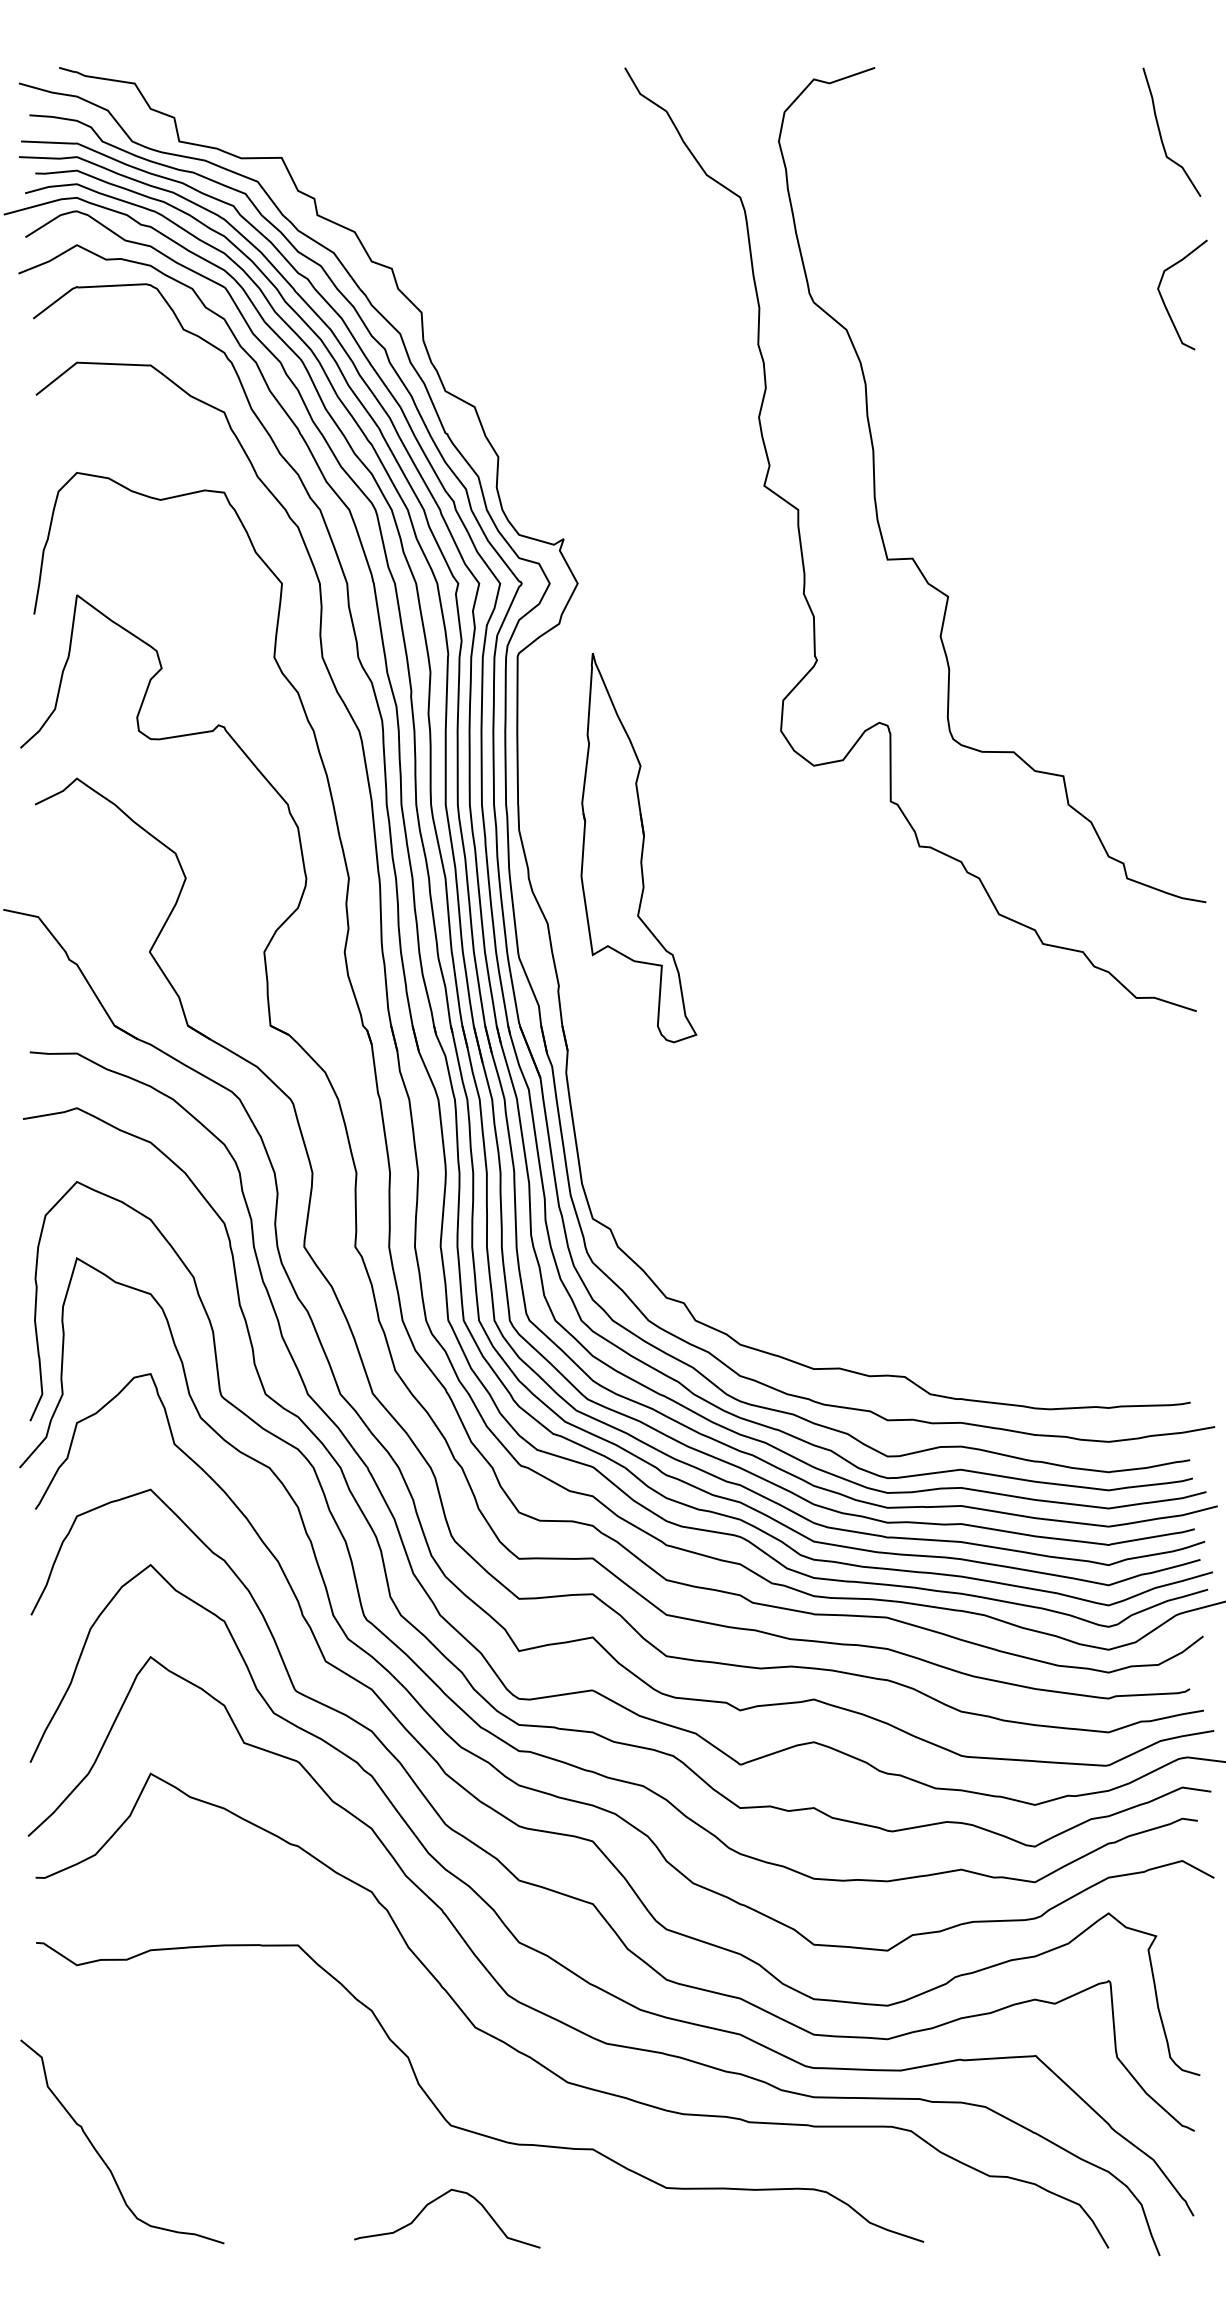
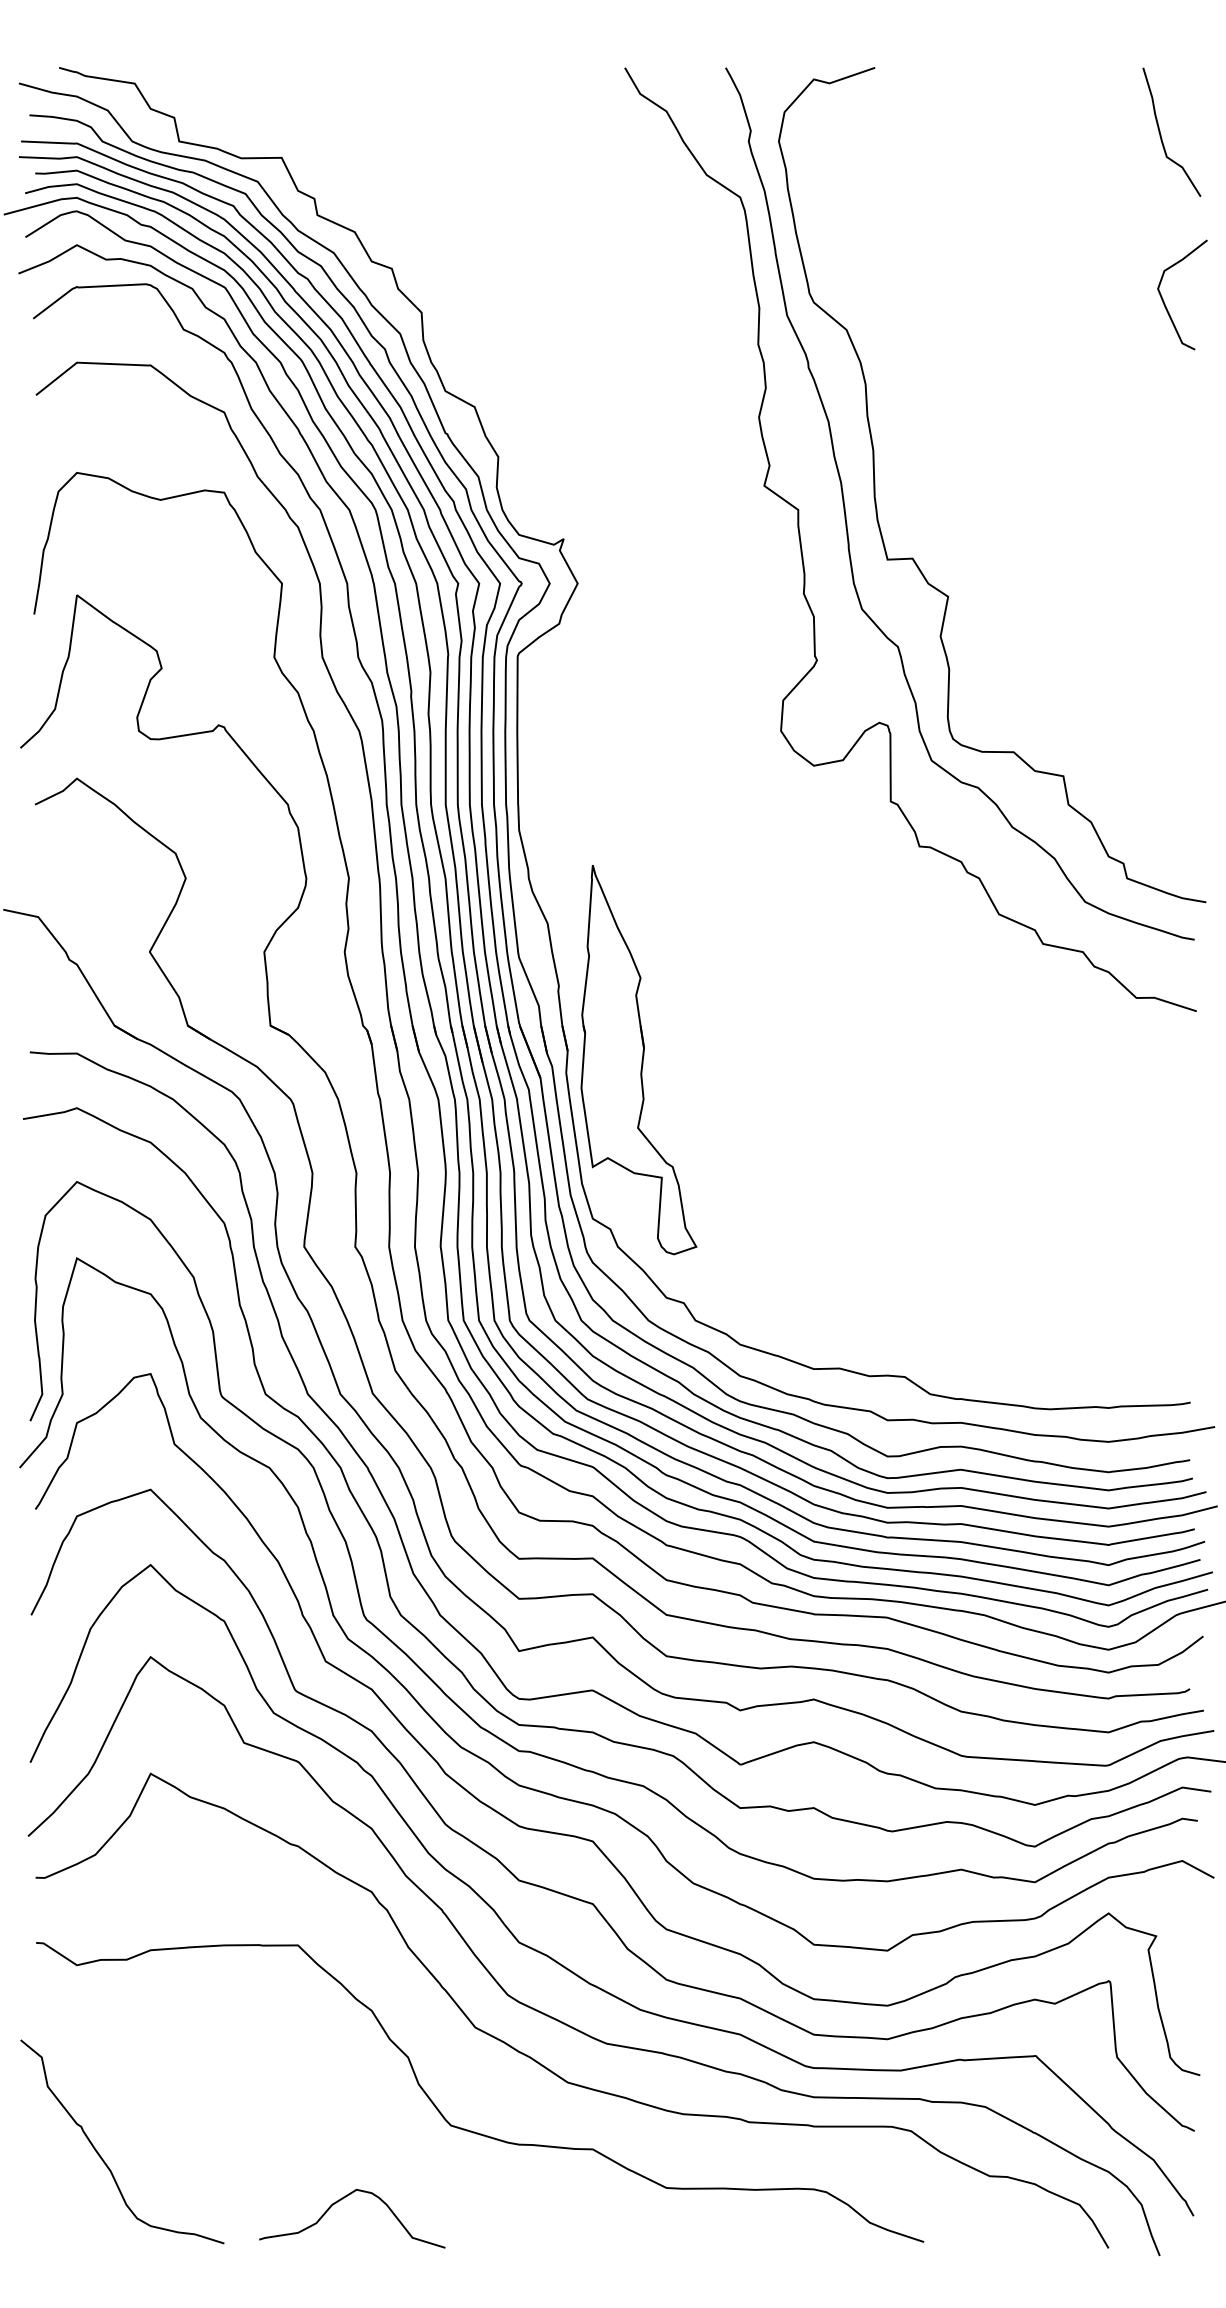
curve: none -> present (846, 514)
part position: (638, 848) -> (638, 1060) (638, 1060)
curve position: (436, 2200) -> (341, 2200) (341, 2200)
